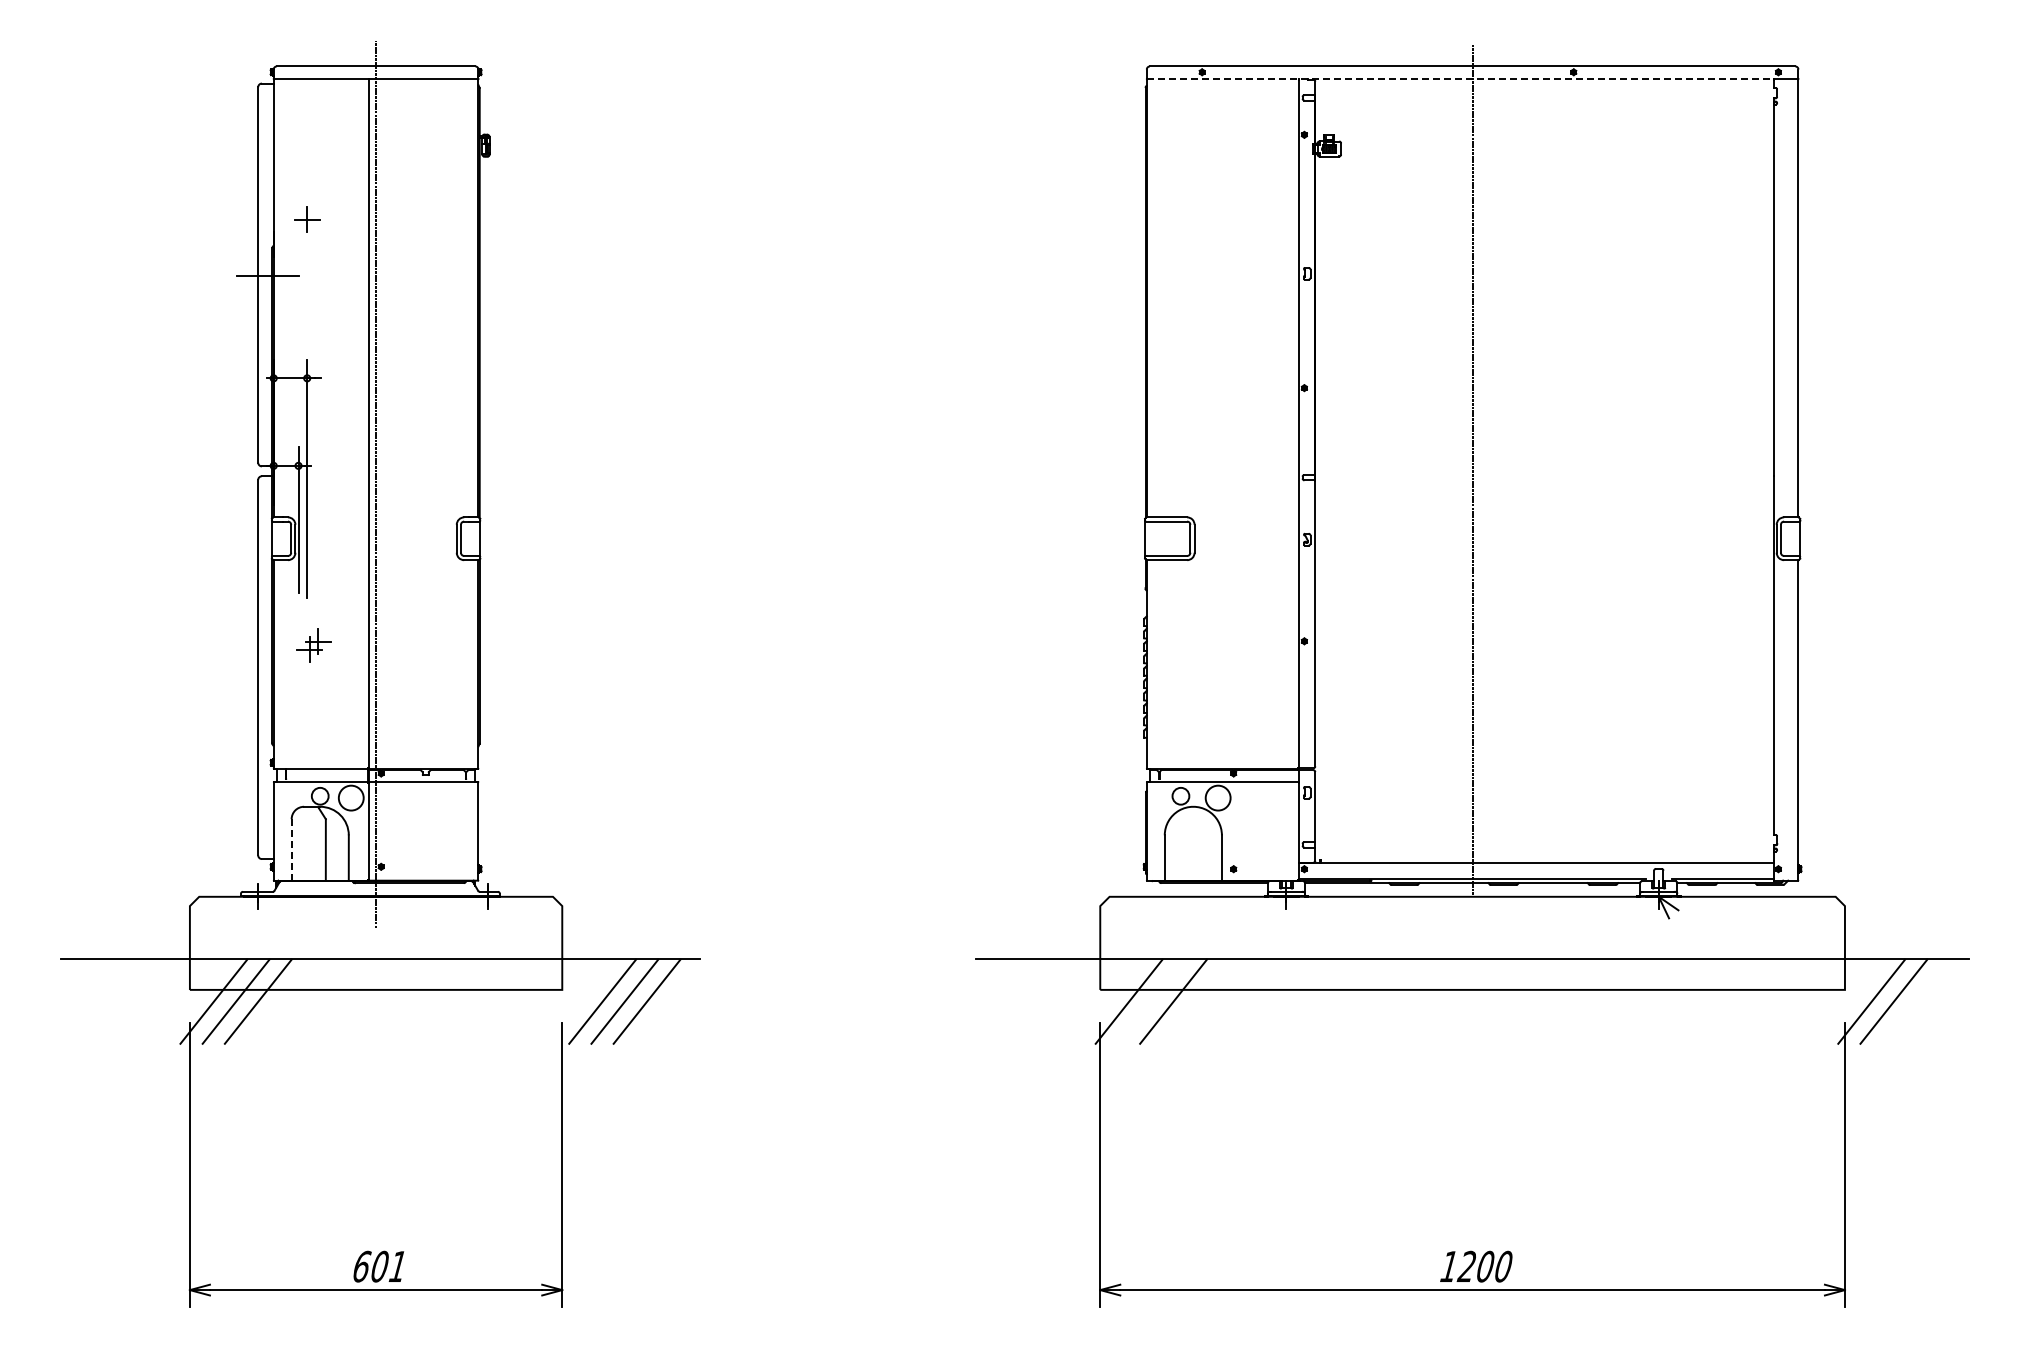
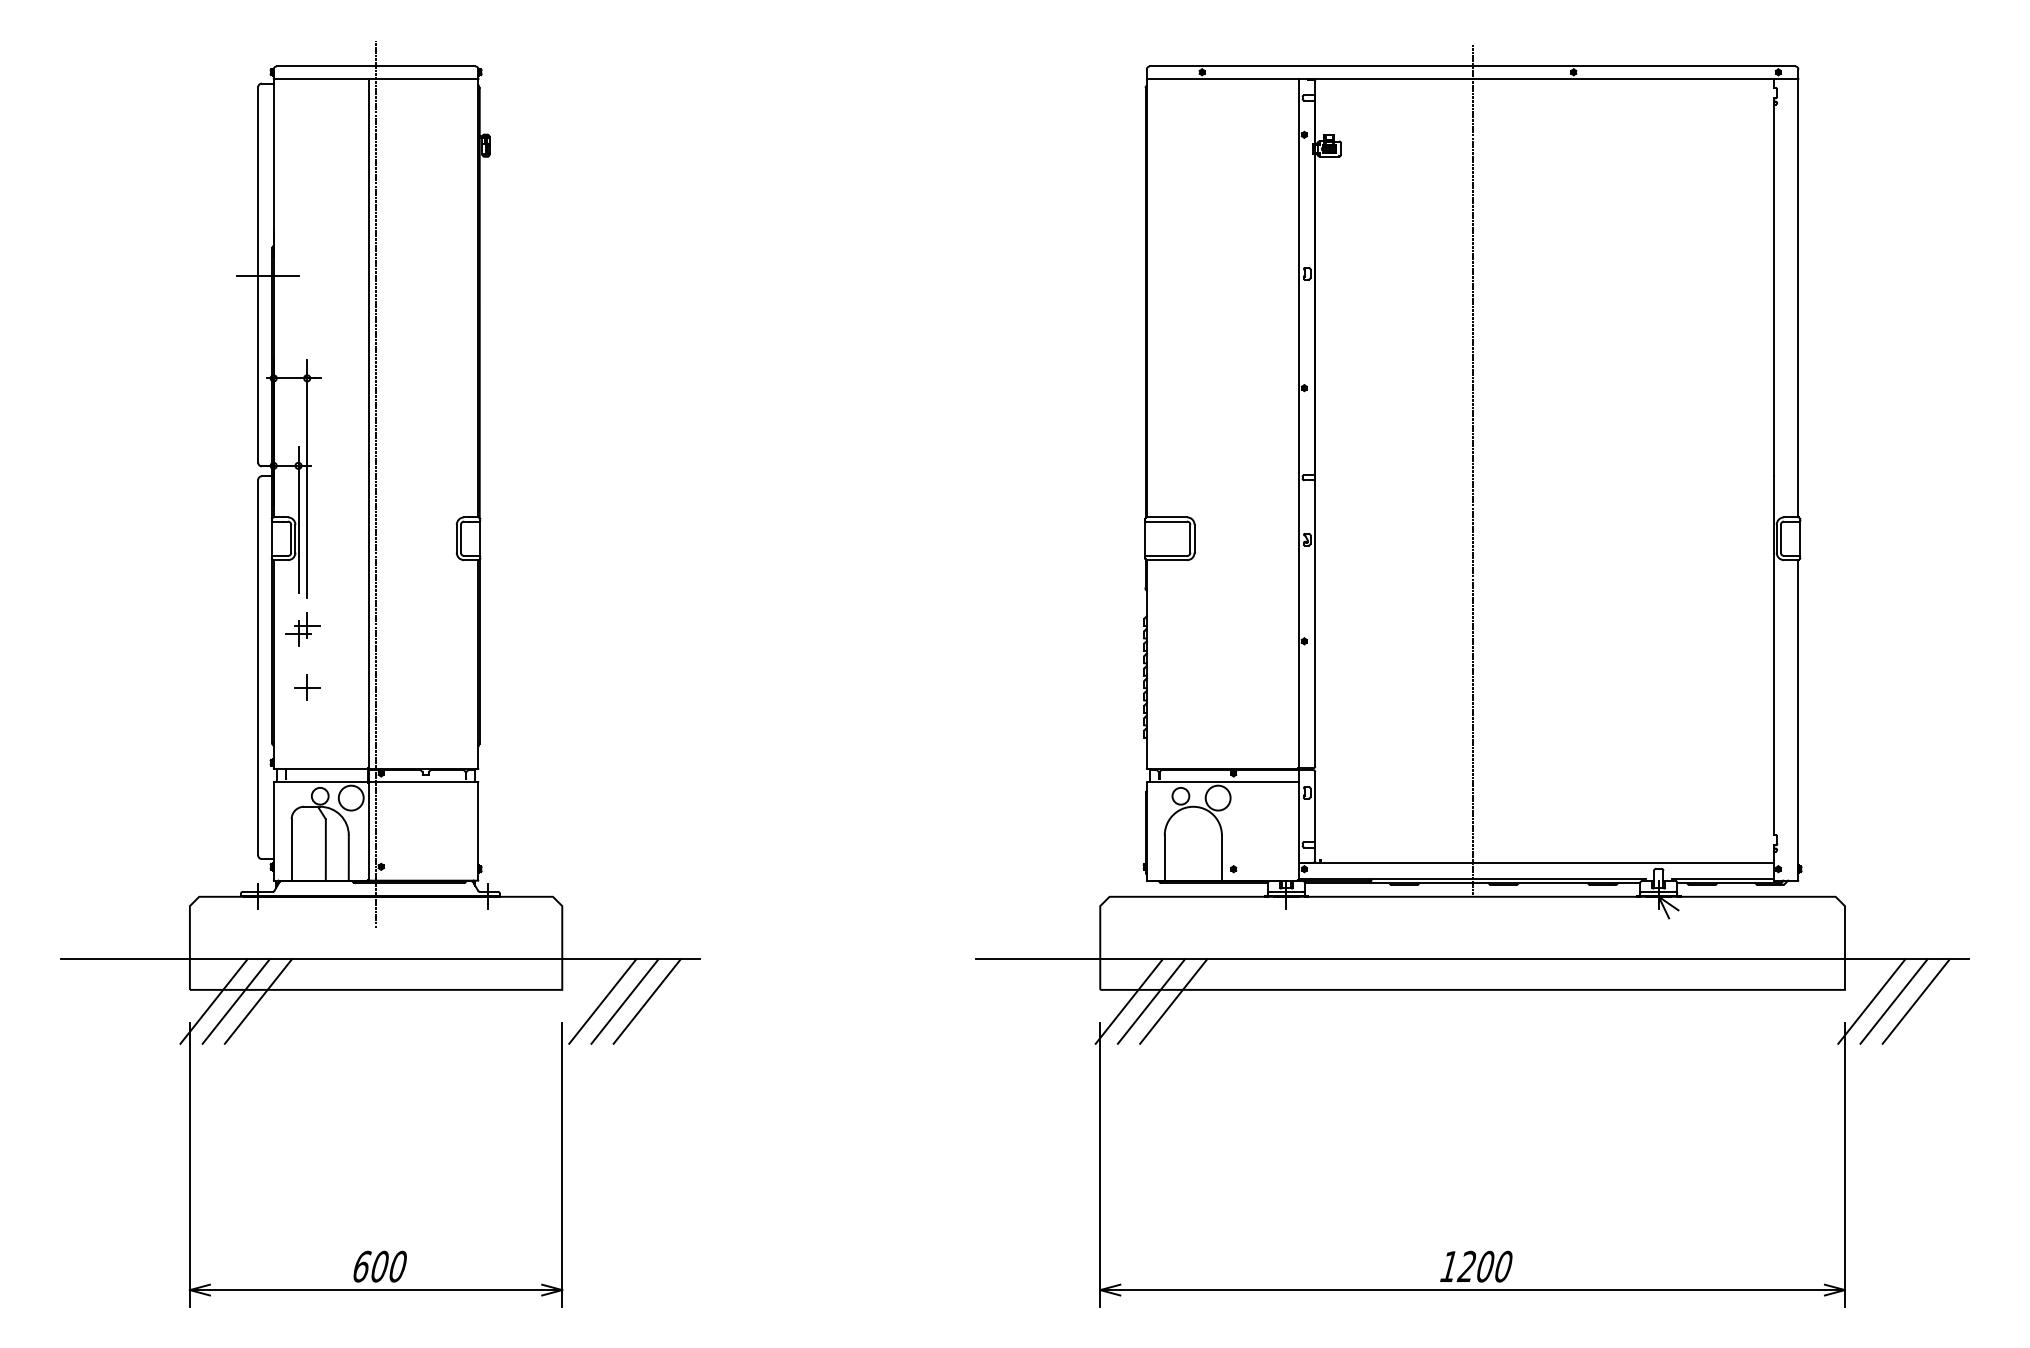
line: dashed -> solid (1461, 79)
part position: (307, 219) -> (307, 687) (307, 687)
part position: (313, 645) -> (302, 629) (302, 629)
line: dashed -> solid (291, 849)
line: none -> present (1150, 1001)
line: none -> present (1915, 1001)
text: 601 -> 600 (397, 1266)
